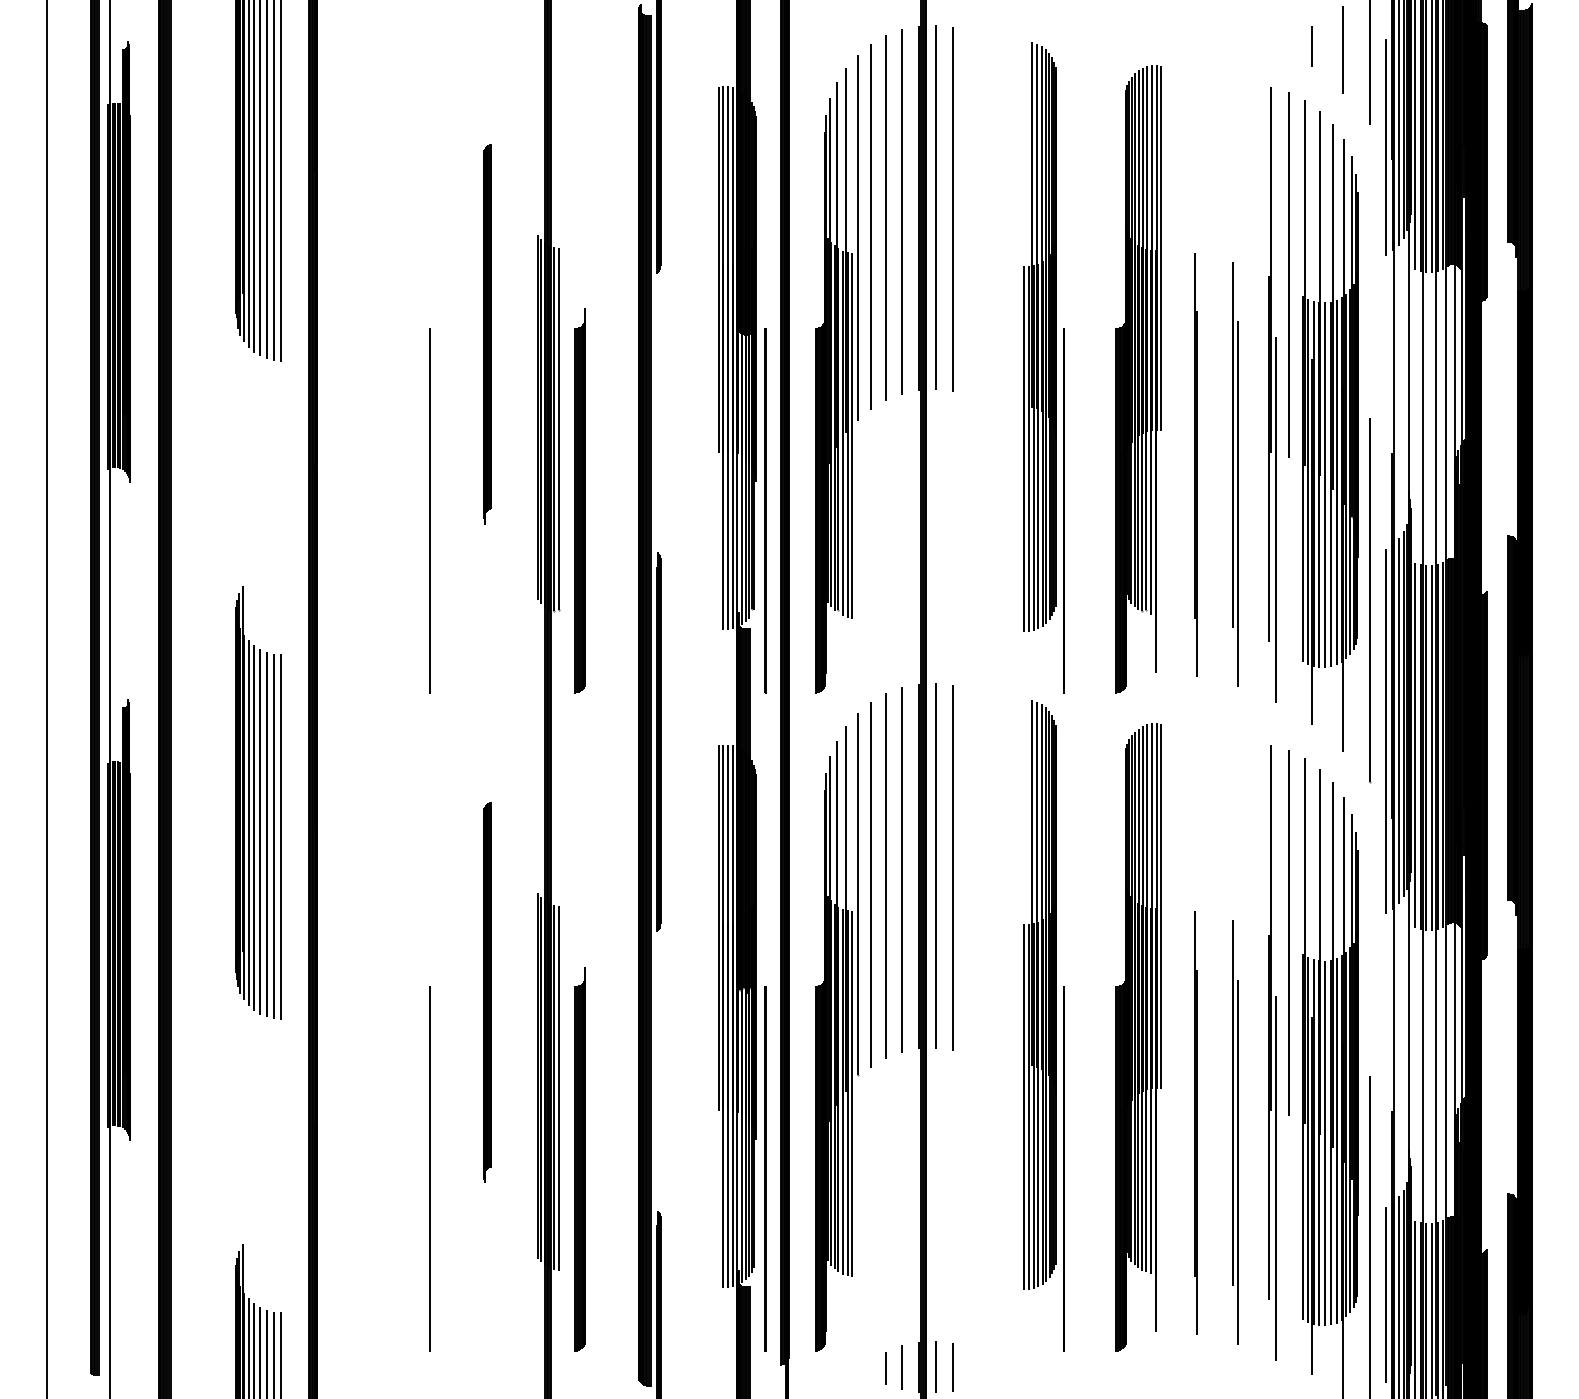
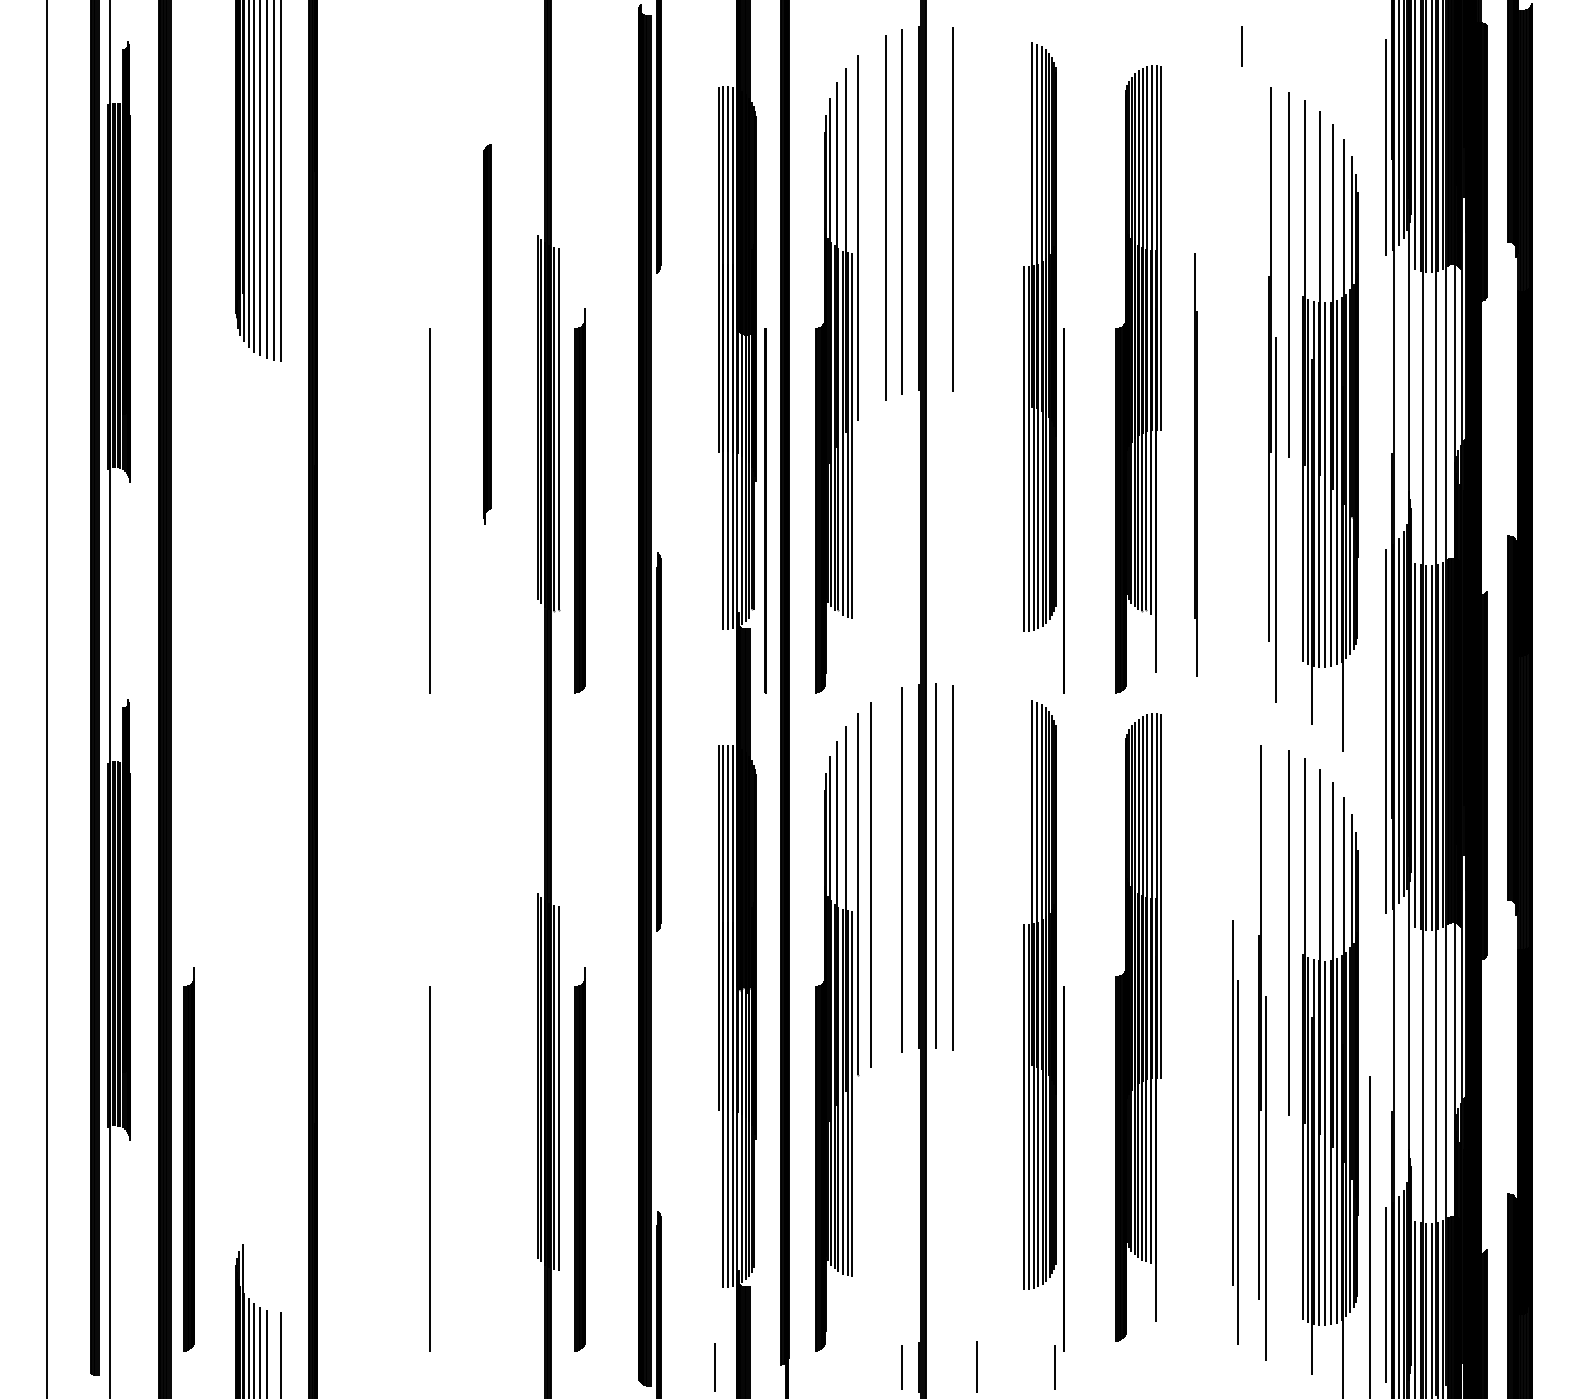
line position: (1311, 46) -> (1241, 46) (1241, 46)
line: present -> none (1342, 49)
line: present -> none (1370, 63)
line: present -> none (935, 207)
line: present -> none (870, 226)
part: present -> none (1235, 474)
line: present -> none (1370, 600)
part: present -> none (258, 802)
line: present -> none (885, 875)
part: present -> none (487, 992)
part position: (1138, 1037) -> (1138, 1027) (1138, 1027)
part position: (1272, 1052) -> (1262, 1052) (1262, 1052)
line: present -> none (1195, 1122)
part: none -> present (188, 1159)
line: present -> none (765, 1168)
line: present -> none (273, 1353)
line position: (935, 1366) -> (976, 1366) (976, 1366)
line: present -> none (885, 1367)
line position: (952, 1367) -> (714, 1367) (714, 1367)
line: none -> present (1054, 1367)
